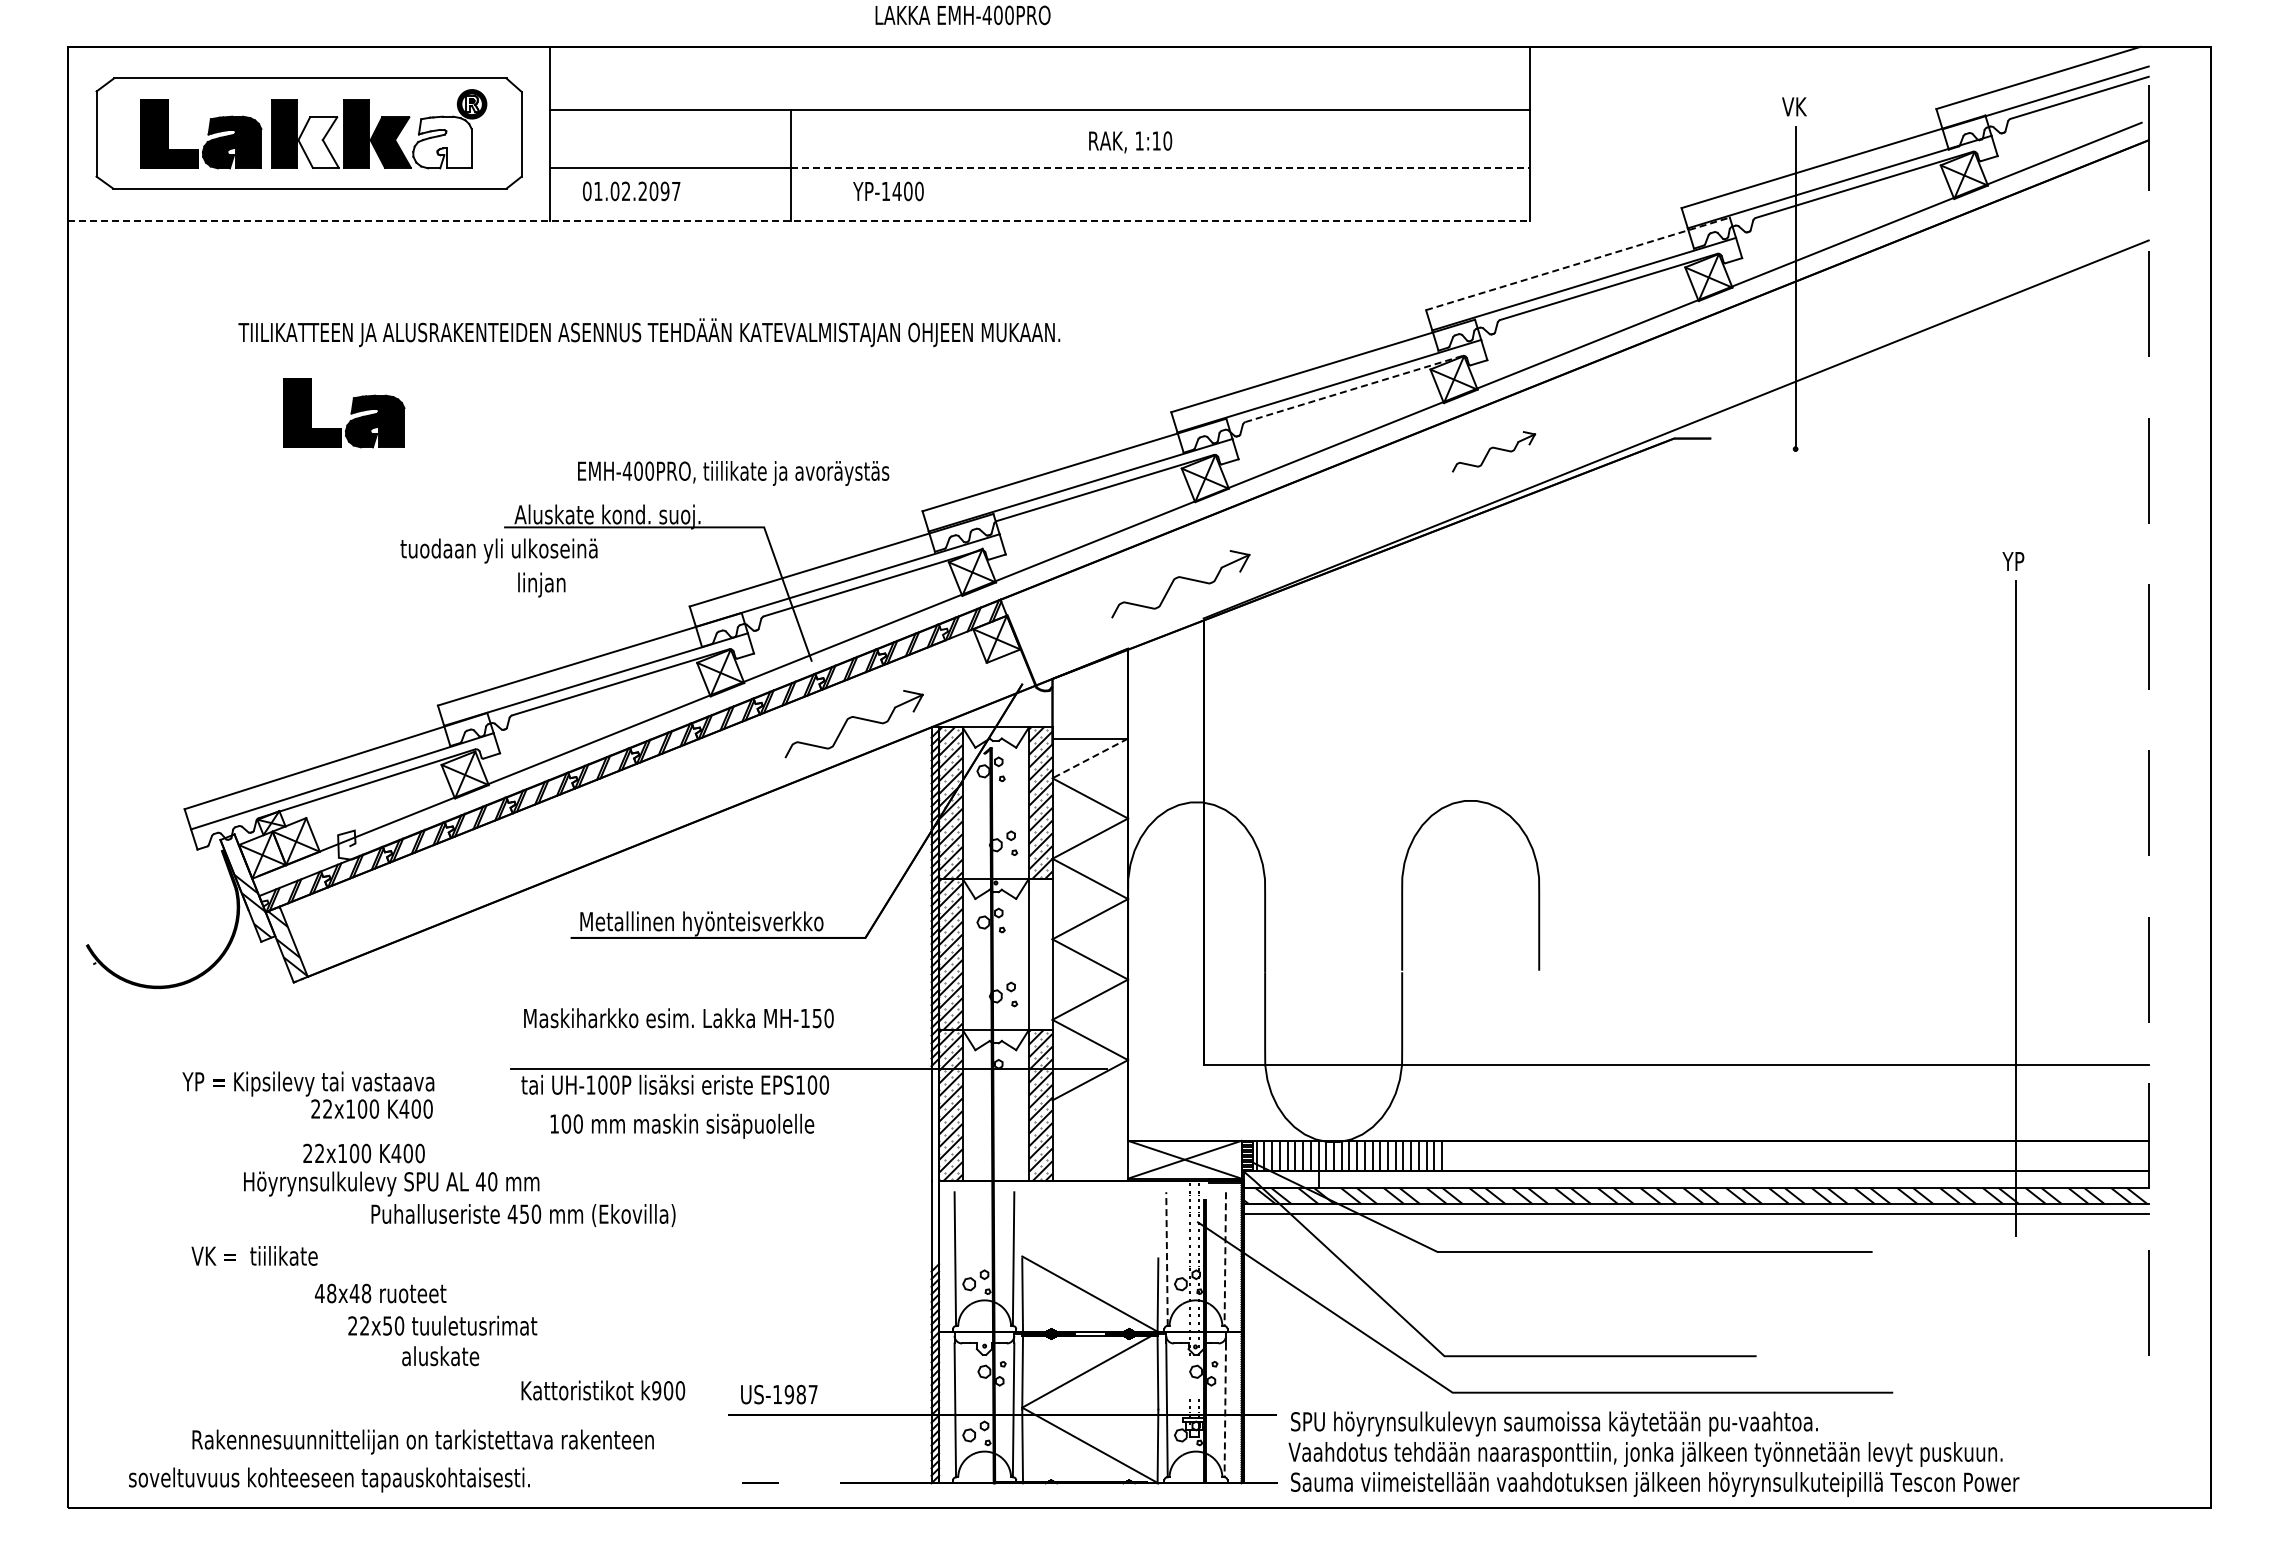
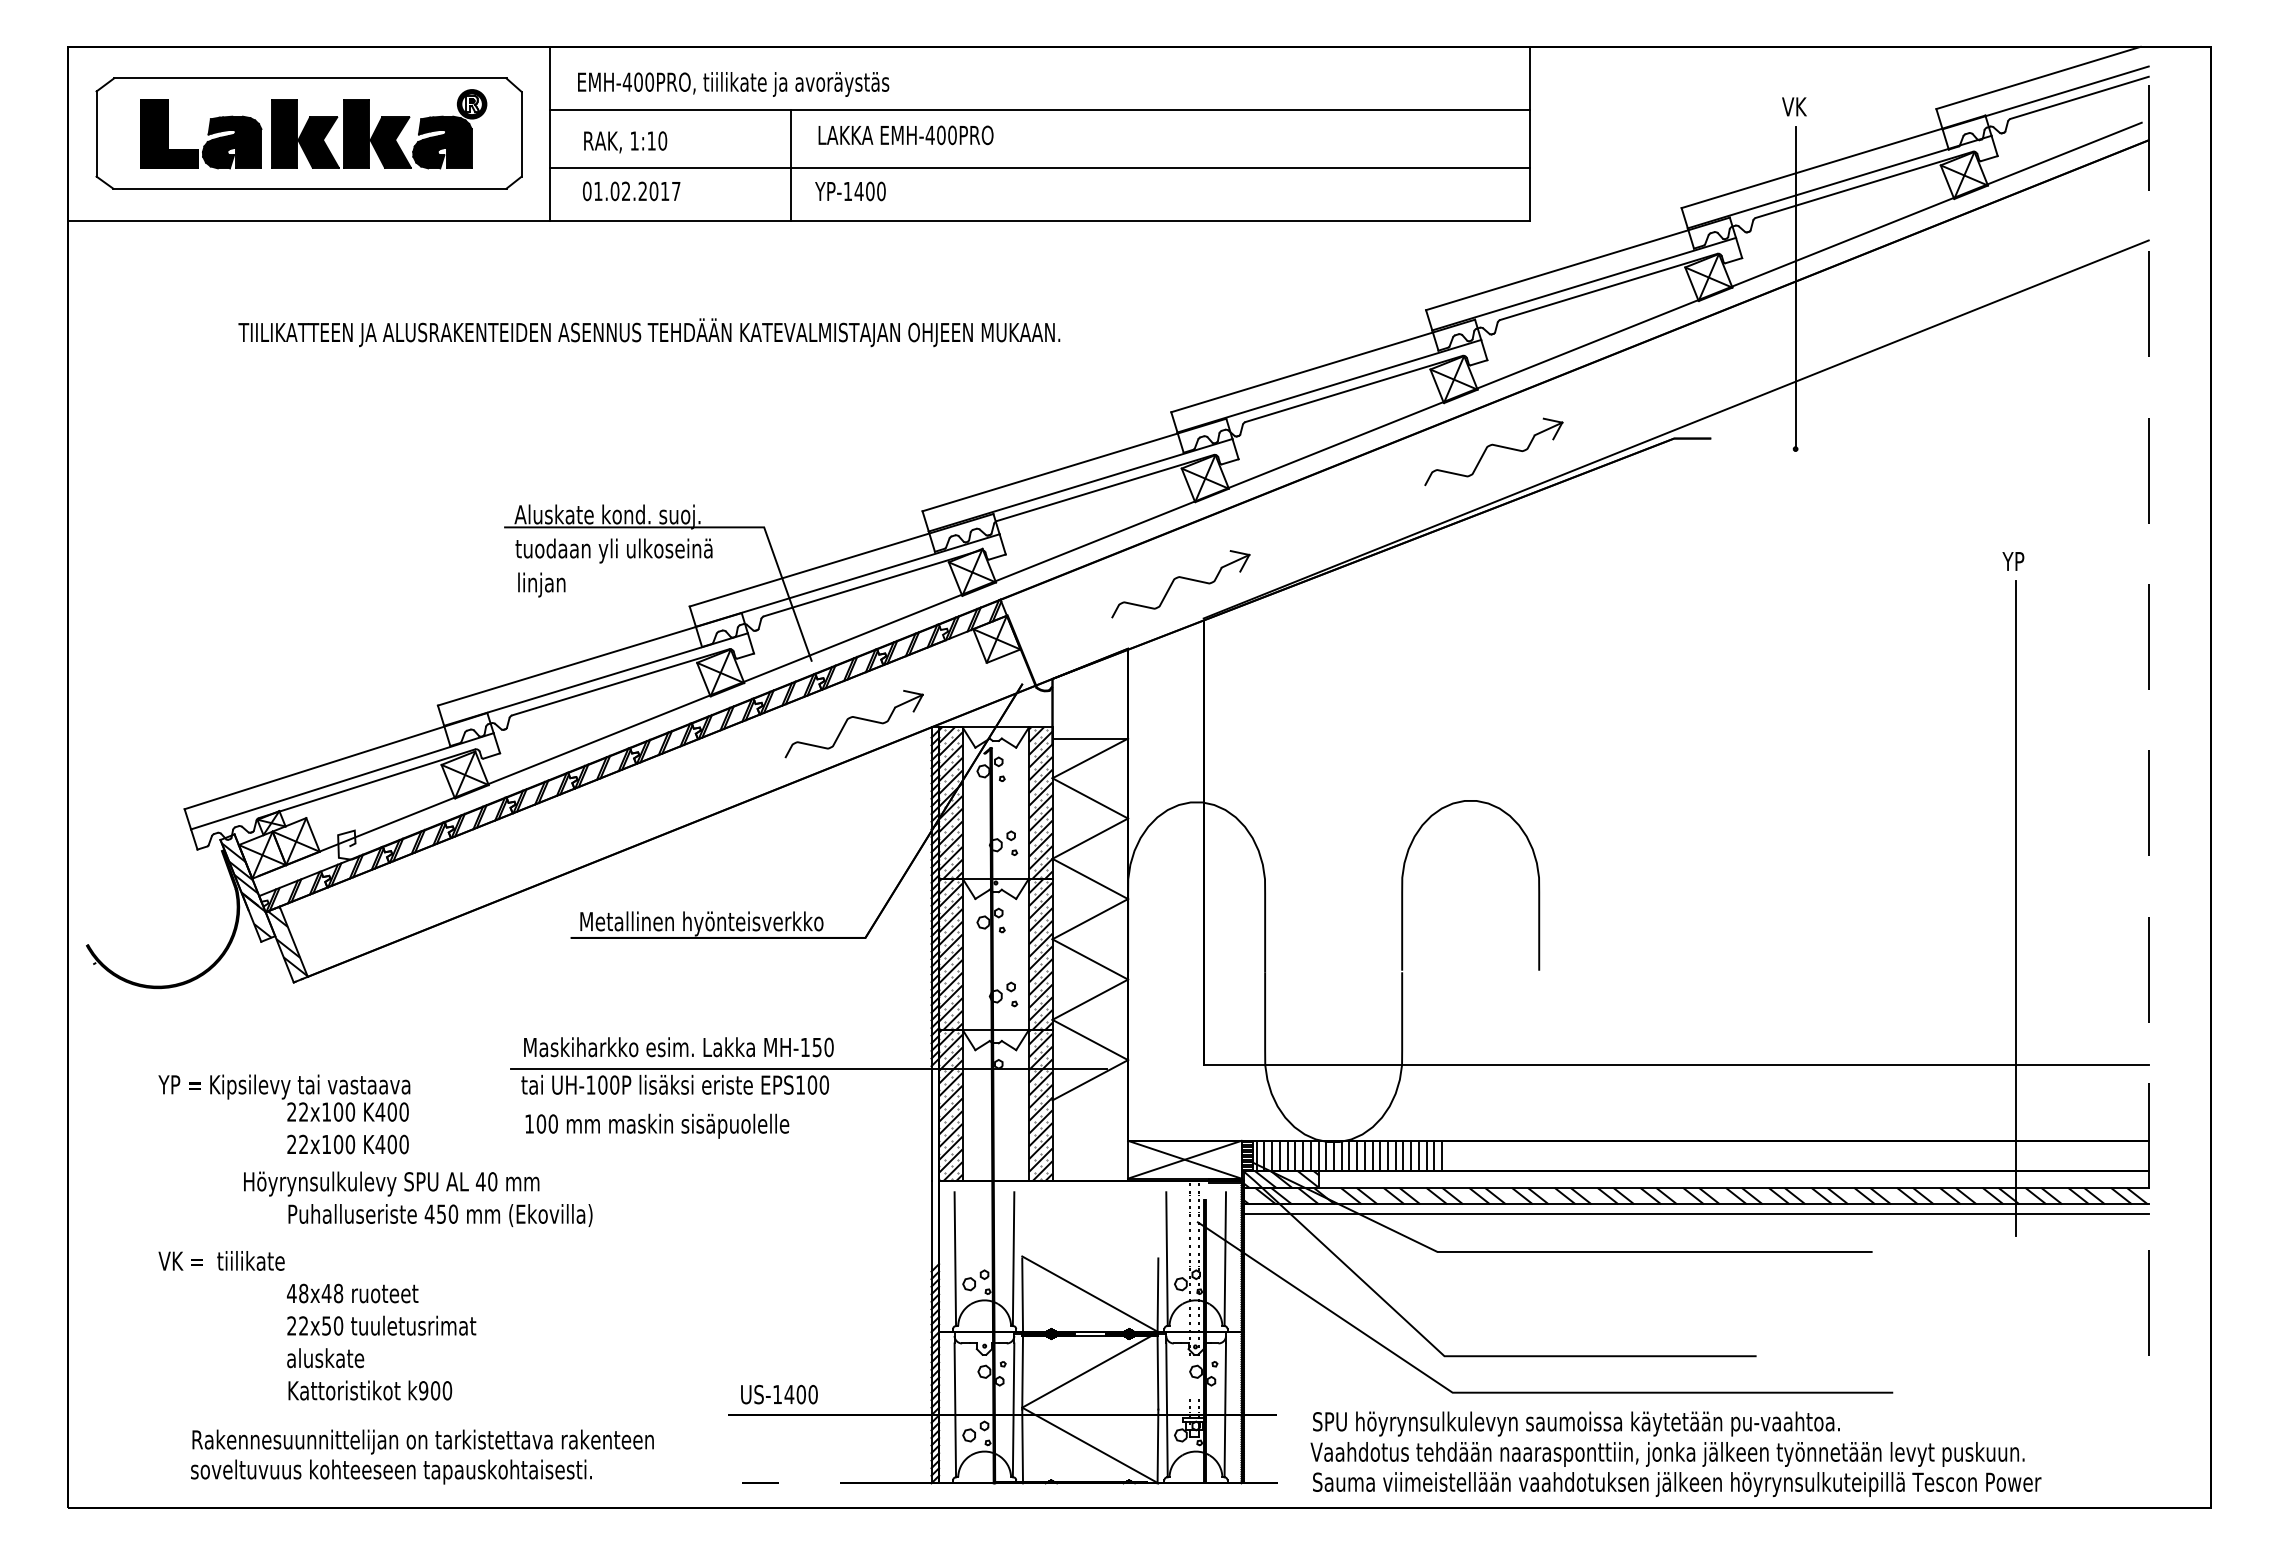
text position: (962, 15) -> (905, 135) (905, 135)
fill: none -> present (318, 142)
fill: none -> present (442, 142)
text position: (1130, 142) -> (625, 142) (625, 142)
line: dashed -> solid (1160, 167)
text: 01.02.2097 -> 01.02.2017 (664, 191)
text position: (888, 191) -> (850, 191) (850, 191)
line: dashed -> solid (799, 221)
line: dashed -> solid (1577, 263)
line: dashed -> solid (1353, 389)
part: present -> none (344, 413)
part size: 85x42 px -> 140x70 px (1493, 451)
text position: (733, 473) -> (733, 84) (733, 84)
text position: (498, 550) -> (613, 550) (613, 550)
line: dashed -> solid (1090, 758)
hatch: none -> present (239, 874)
hatch: none -> present (1040, 953)
text position: (678, 1018) -> (678, 1047) (678, 1047)
text position: (308, 1094) -> (284, 1097) (284, 1097)
text position: (682, 1125) -> (657, 1125) (657, 1125)
text position: (363, 1153) -> (347, 1144) (347, 1144)
hatch: none -> present (1281, 1179)
text position: (523, 1215) -> (440, 1215) (440, 1215)
text position: (254, 1255) -> (221, 1260) (221, 1260)
line: dashed -> solid (1167, 1259)
line: dashed -> solid (1225, 1259)
text position: (380, 1293) -> (352, 1293) (352, 1293)
text position: (442, 1325) -> (381, 1325) (381, 1325)
text position: (440, 1356) -> (325, 1358) (325, 1358)
text position: (603, 1390) -> (370, 1390) (370, 1390)
text: US-1987 -> US-1400 (800, 1394)
line: dashed -> solid (1225, 1410)
text position: (1653, 1453) -> (1675, 1453) (1675, 1453)
text position: (329, 1479) -> (391, 1471) (391, 1471)
